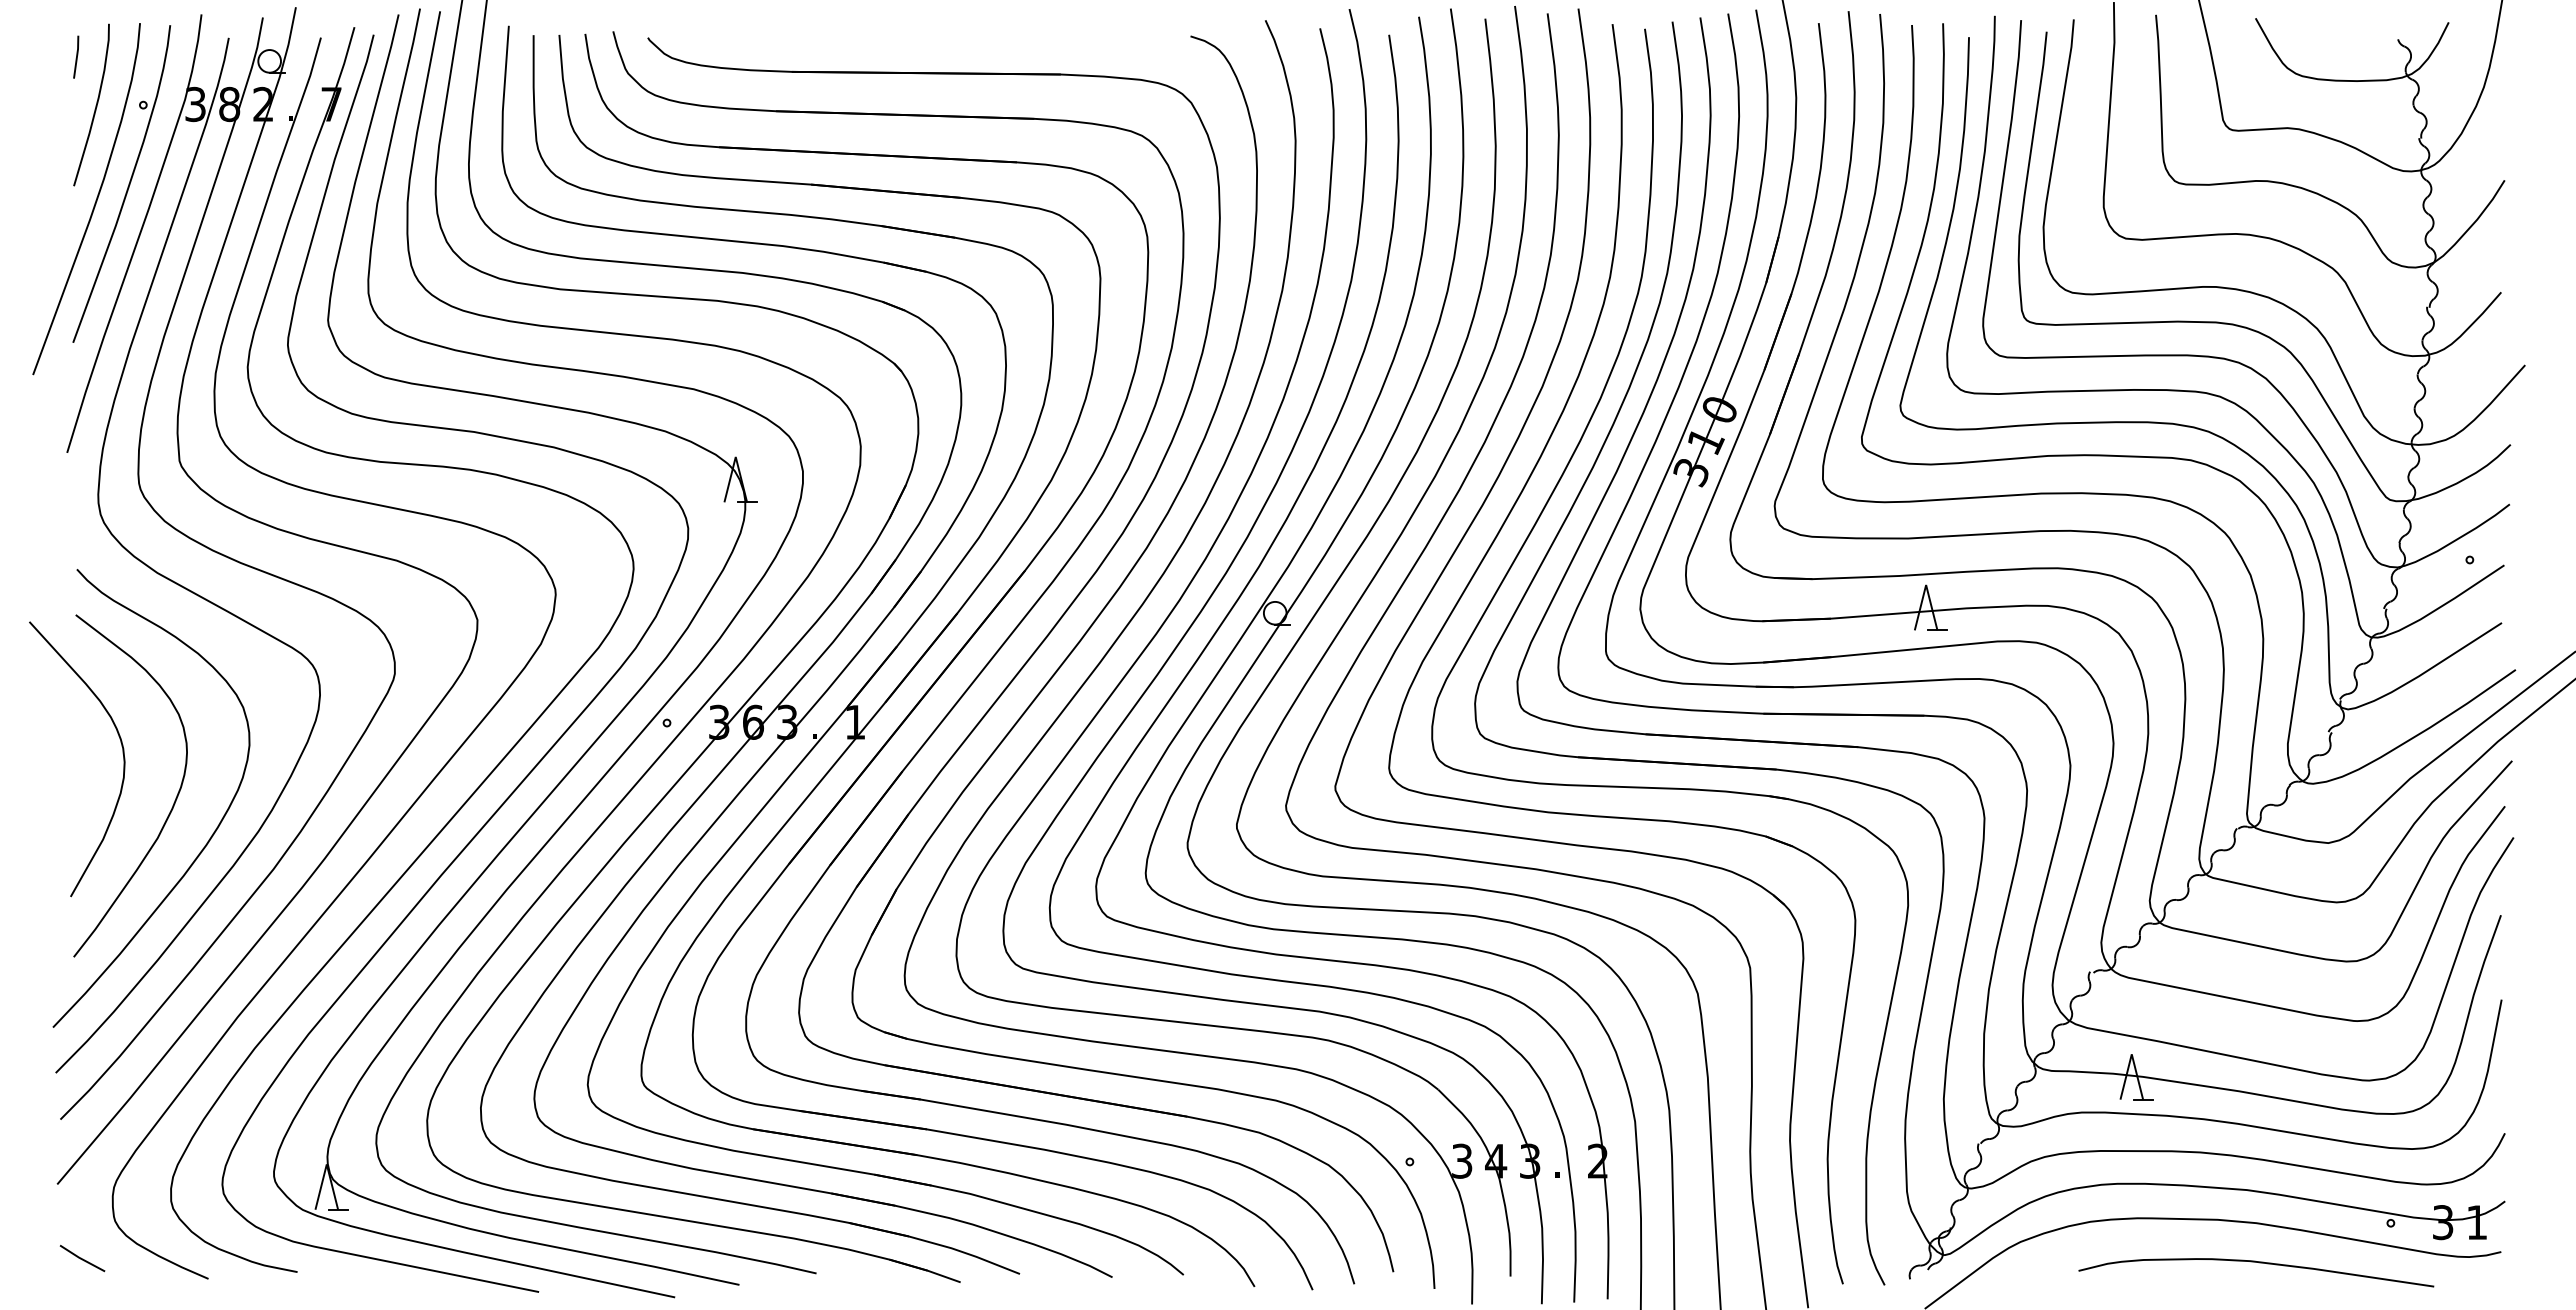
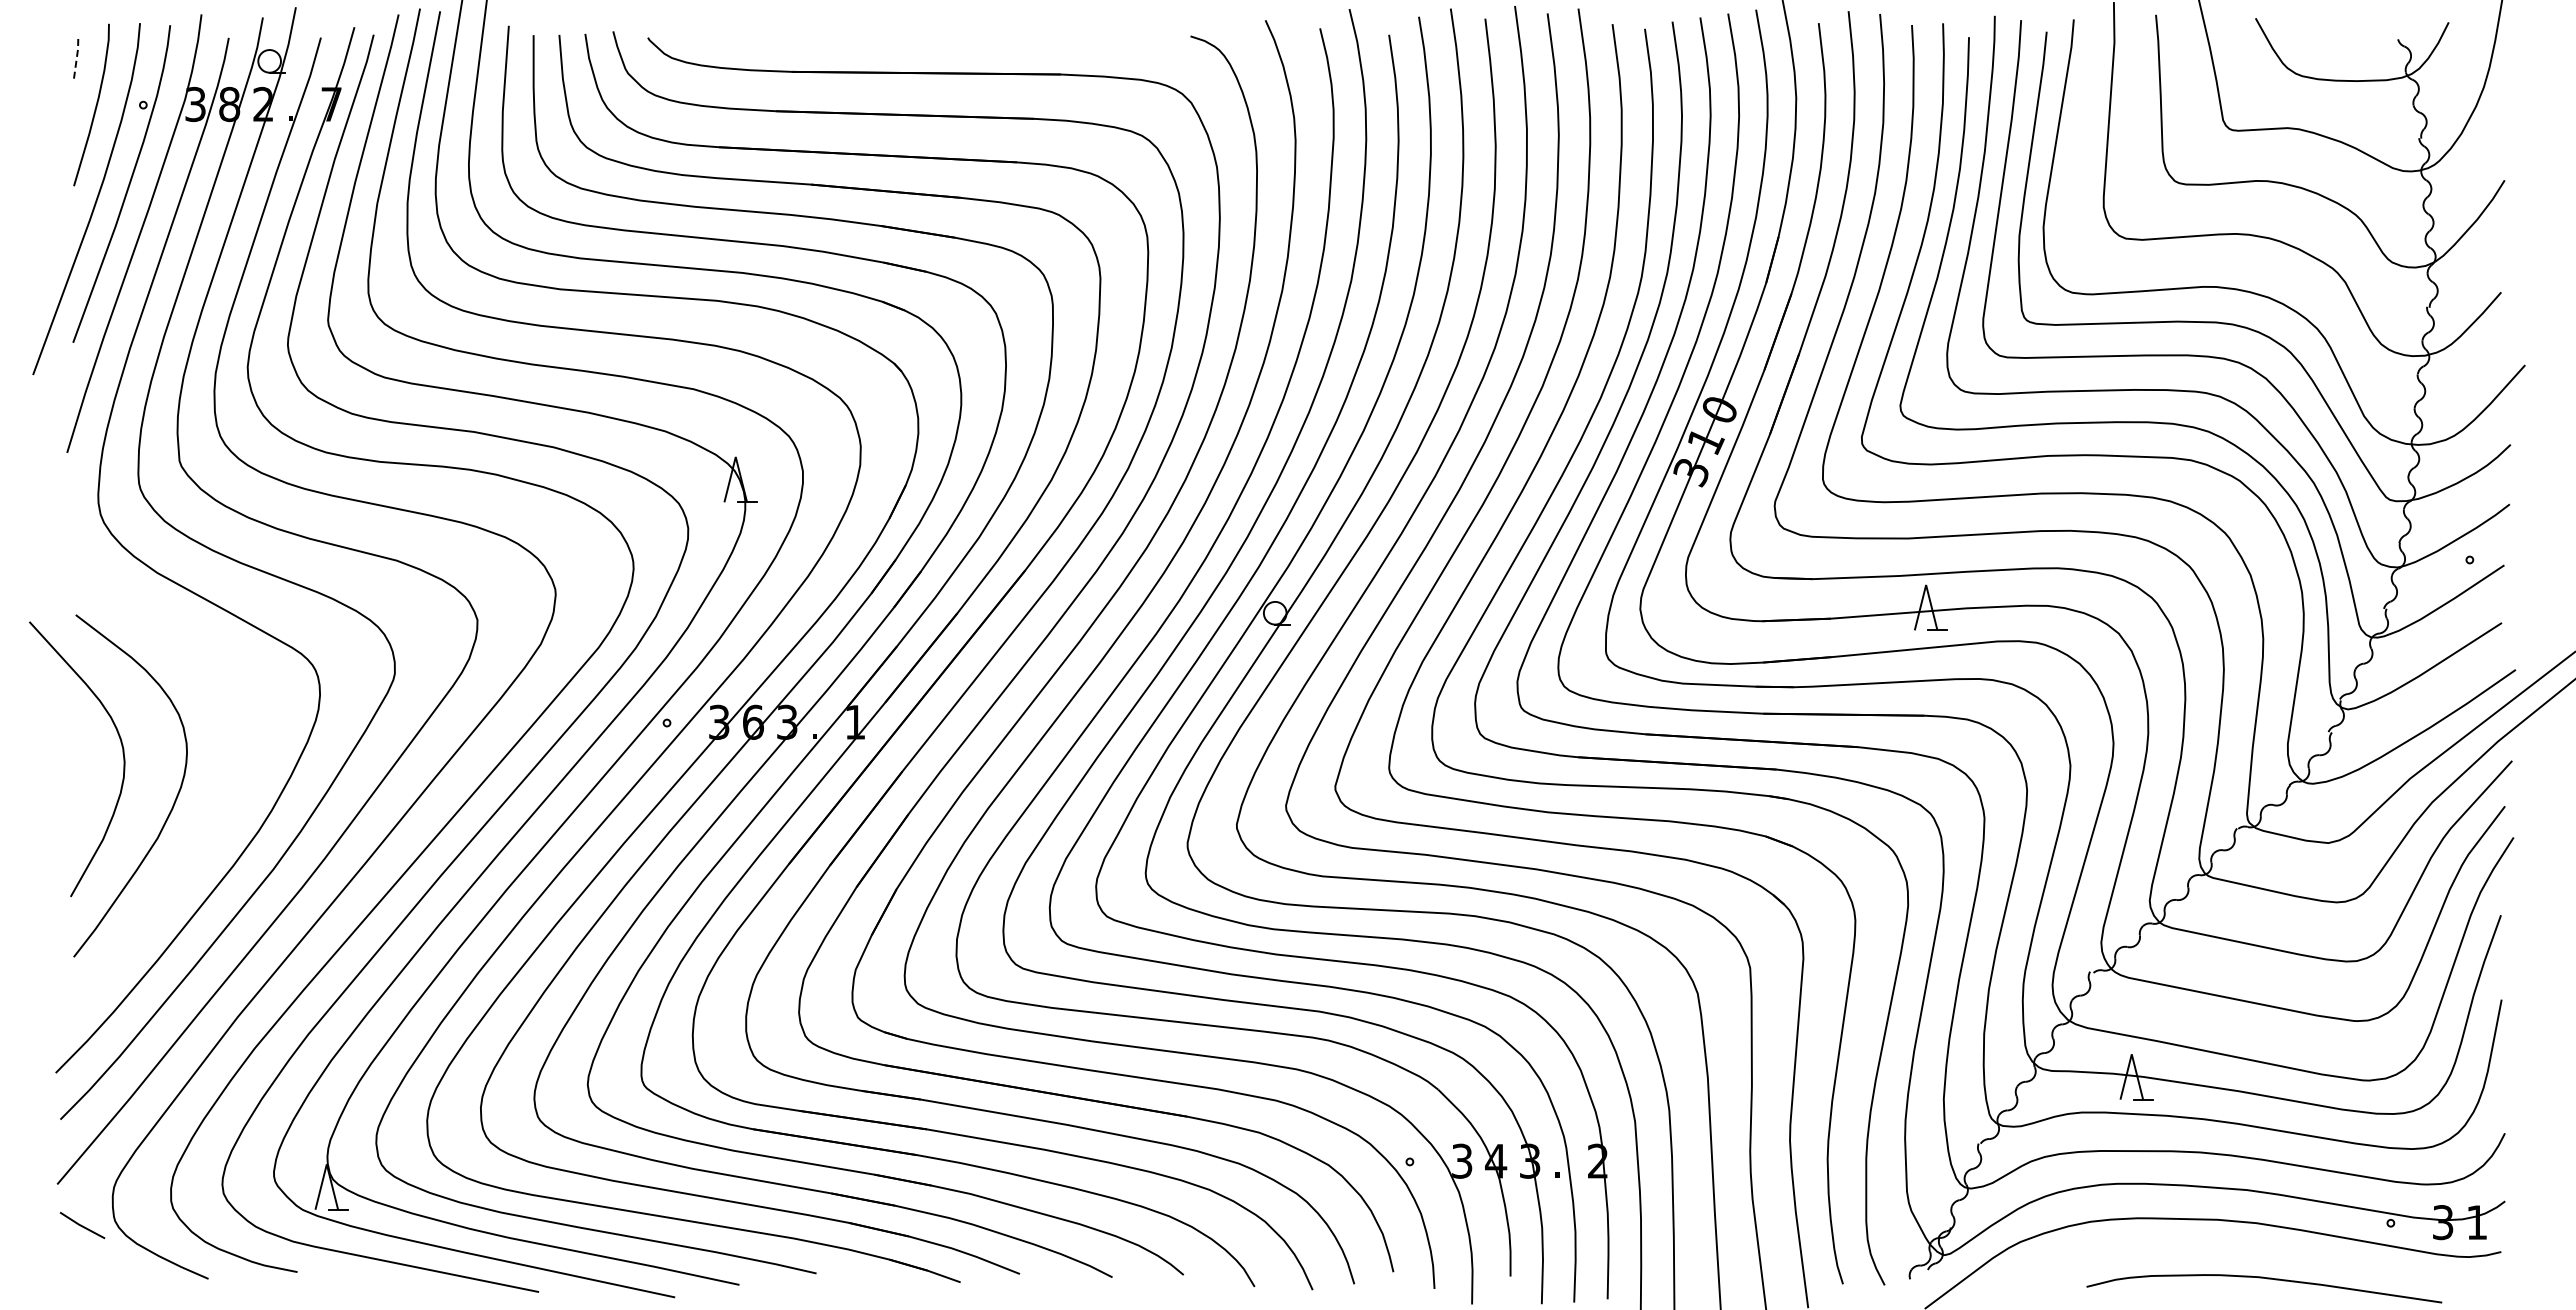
line: solid -> dashed (77, 55)
curve: present -> none (210, 836)
line position: (82, 1258) -> (82, 1225) (82, 1225)
curve position: (2259, 1263) -> (2267, 1279) (2267, 1279)
